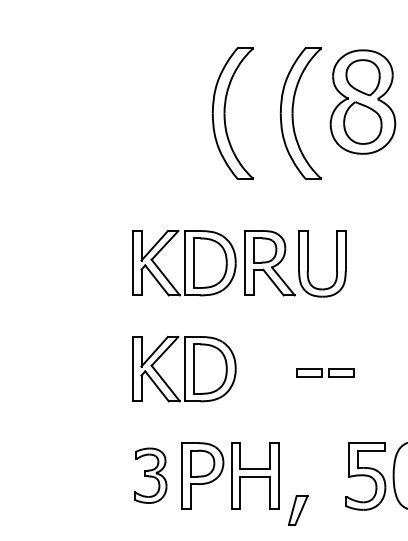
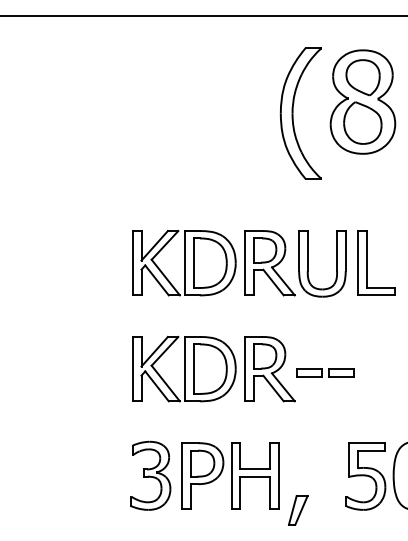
line: none -> present (203, 16)
part: present -> none (225, 113)
part: none -> present (367, 262)
part: none -> present (269, 369)
part size: 34x57 px -> 42x71 px (150, 475)
